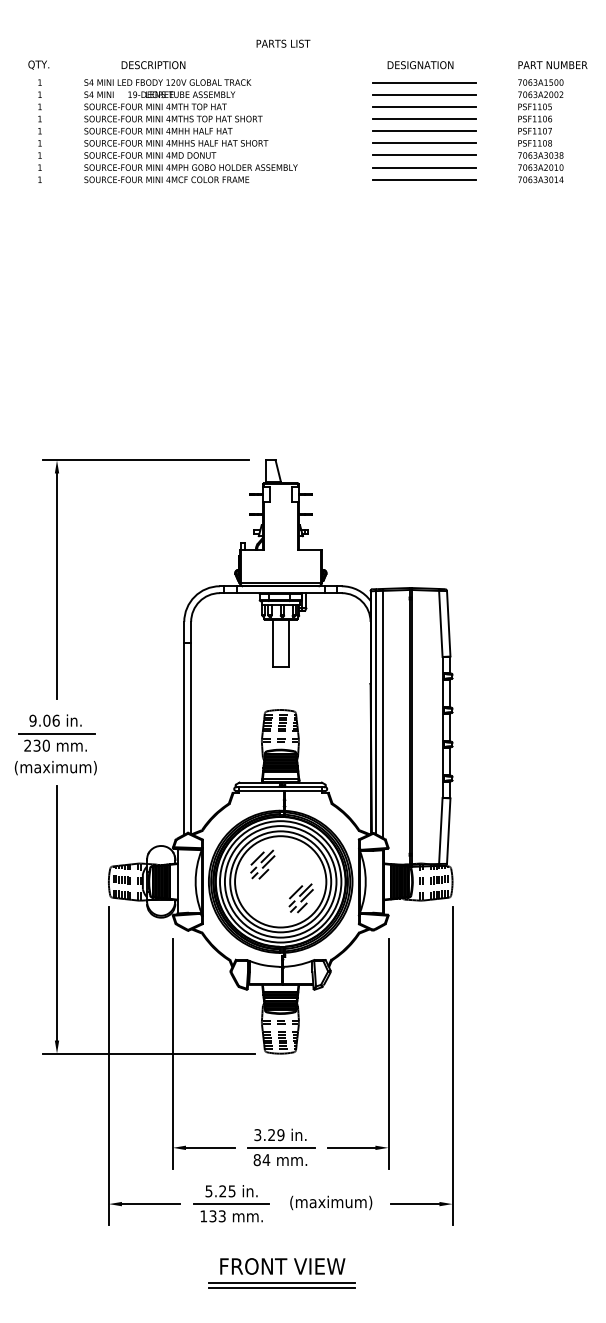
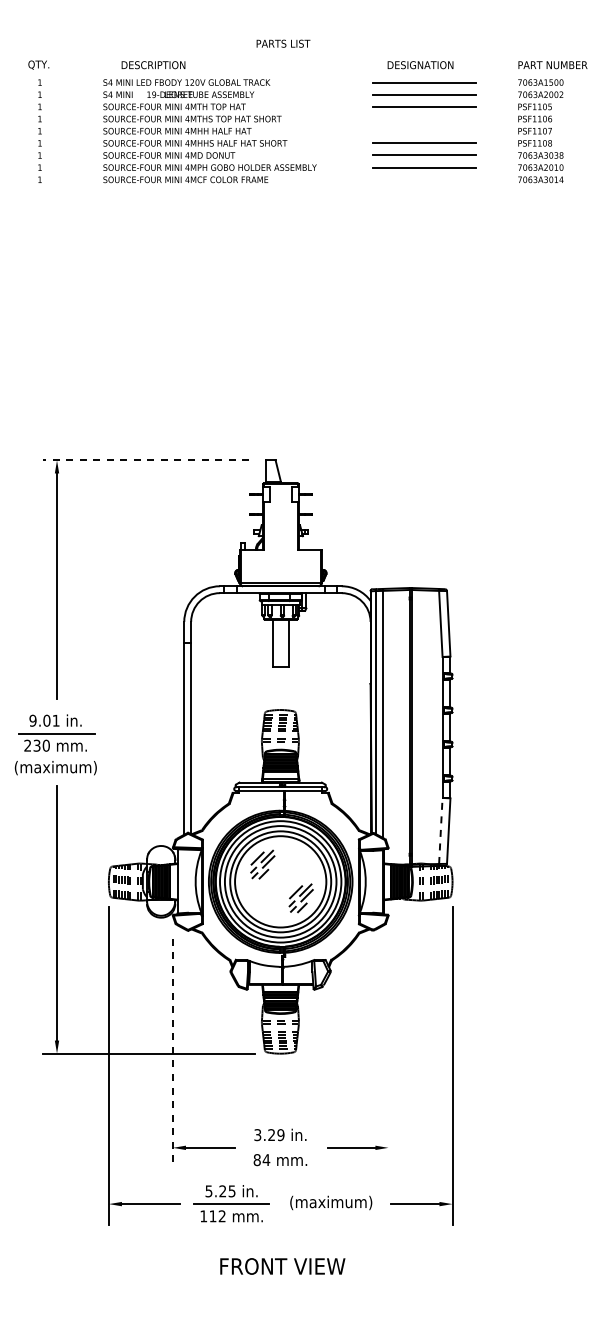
line: present -> none (424, 119)
text position: (190, 131) -> (209, 131) (209, 131)
line: present -> none (424, 131)
line: present -> none (424, 179)
line: solid -> dashed (145, 460)
text: 9.06 -> 9.01 (55, 720)
line: solid -> dashed (440, 830)
line: present -> none (388, 1053)
line: solid -> dashed (172, 1054)
line: present -> none (281, 1147)
text: 133 -> 112 (217, 1216)
part: present -> none (281, 1285)
